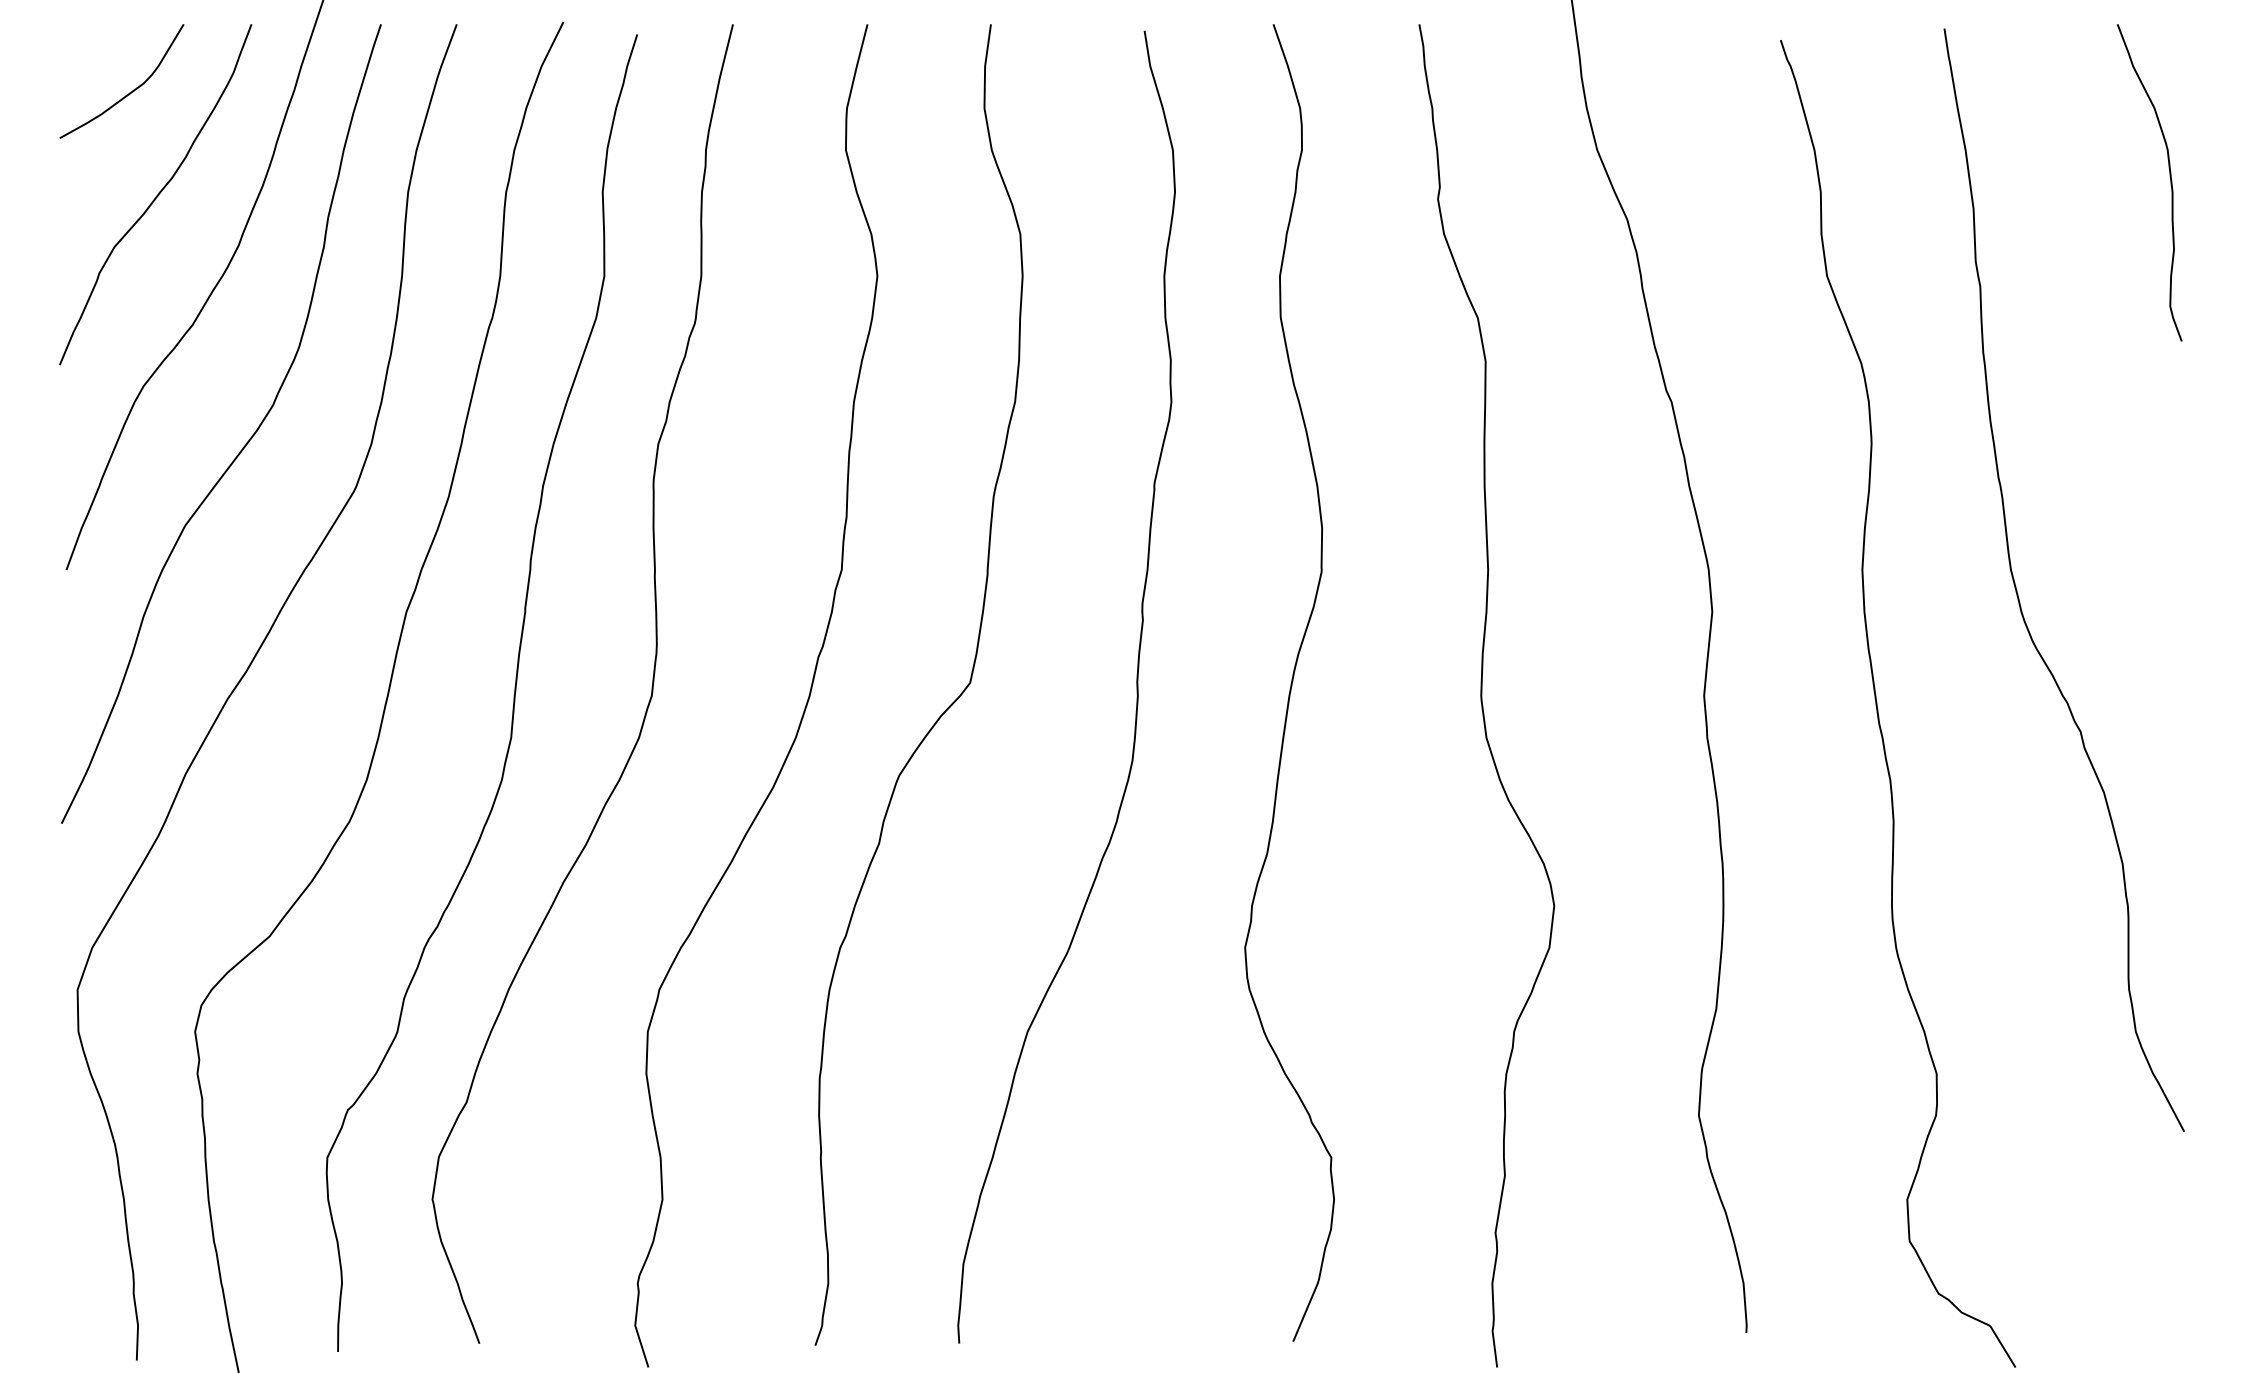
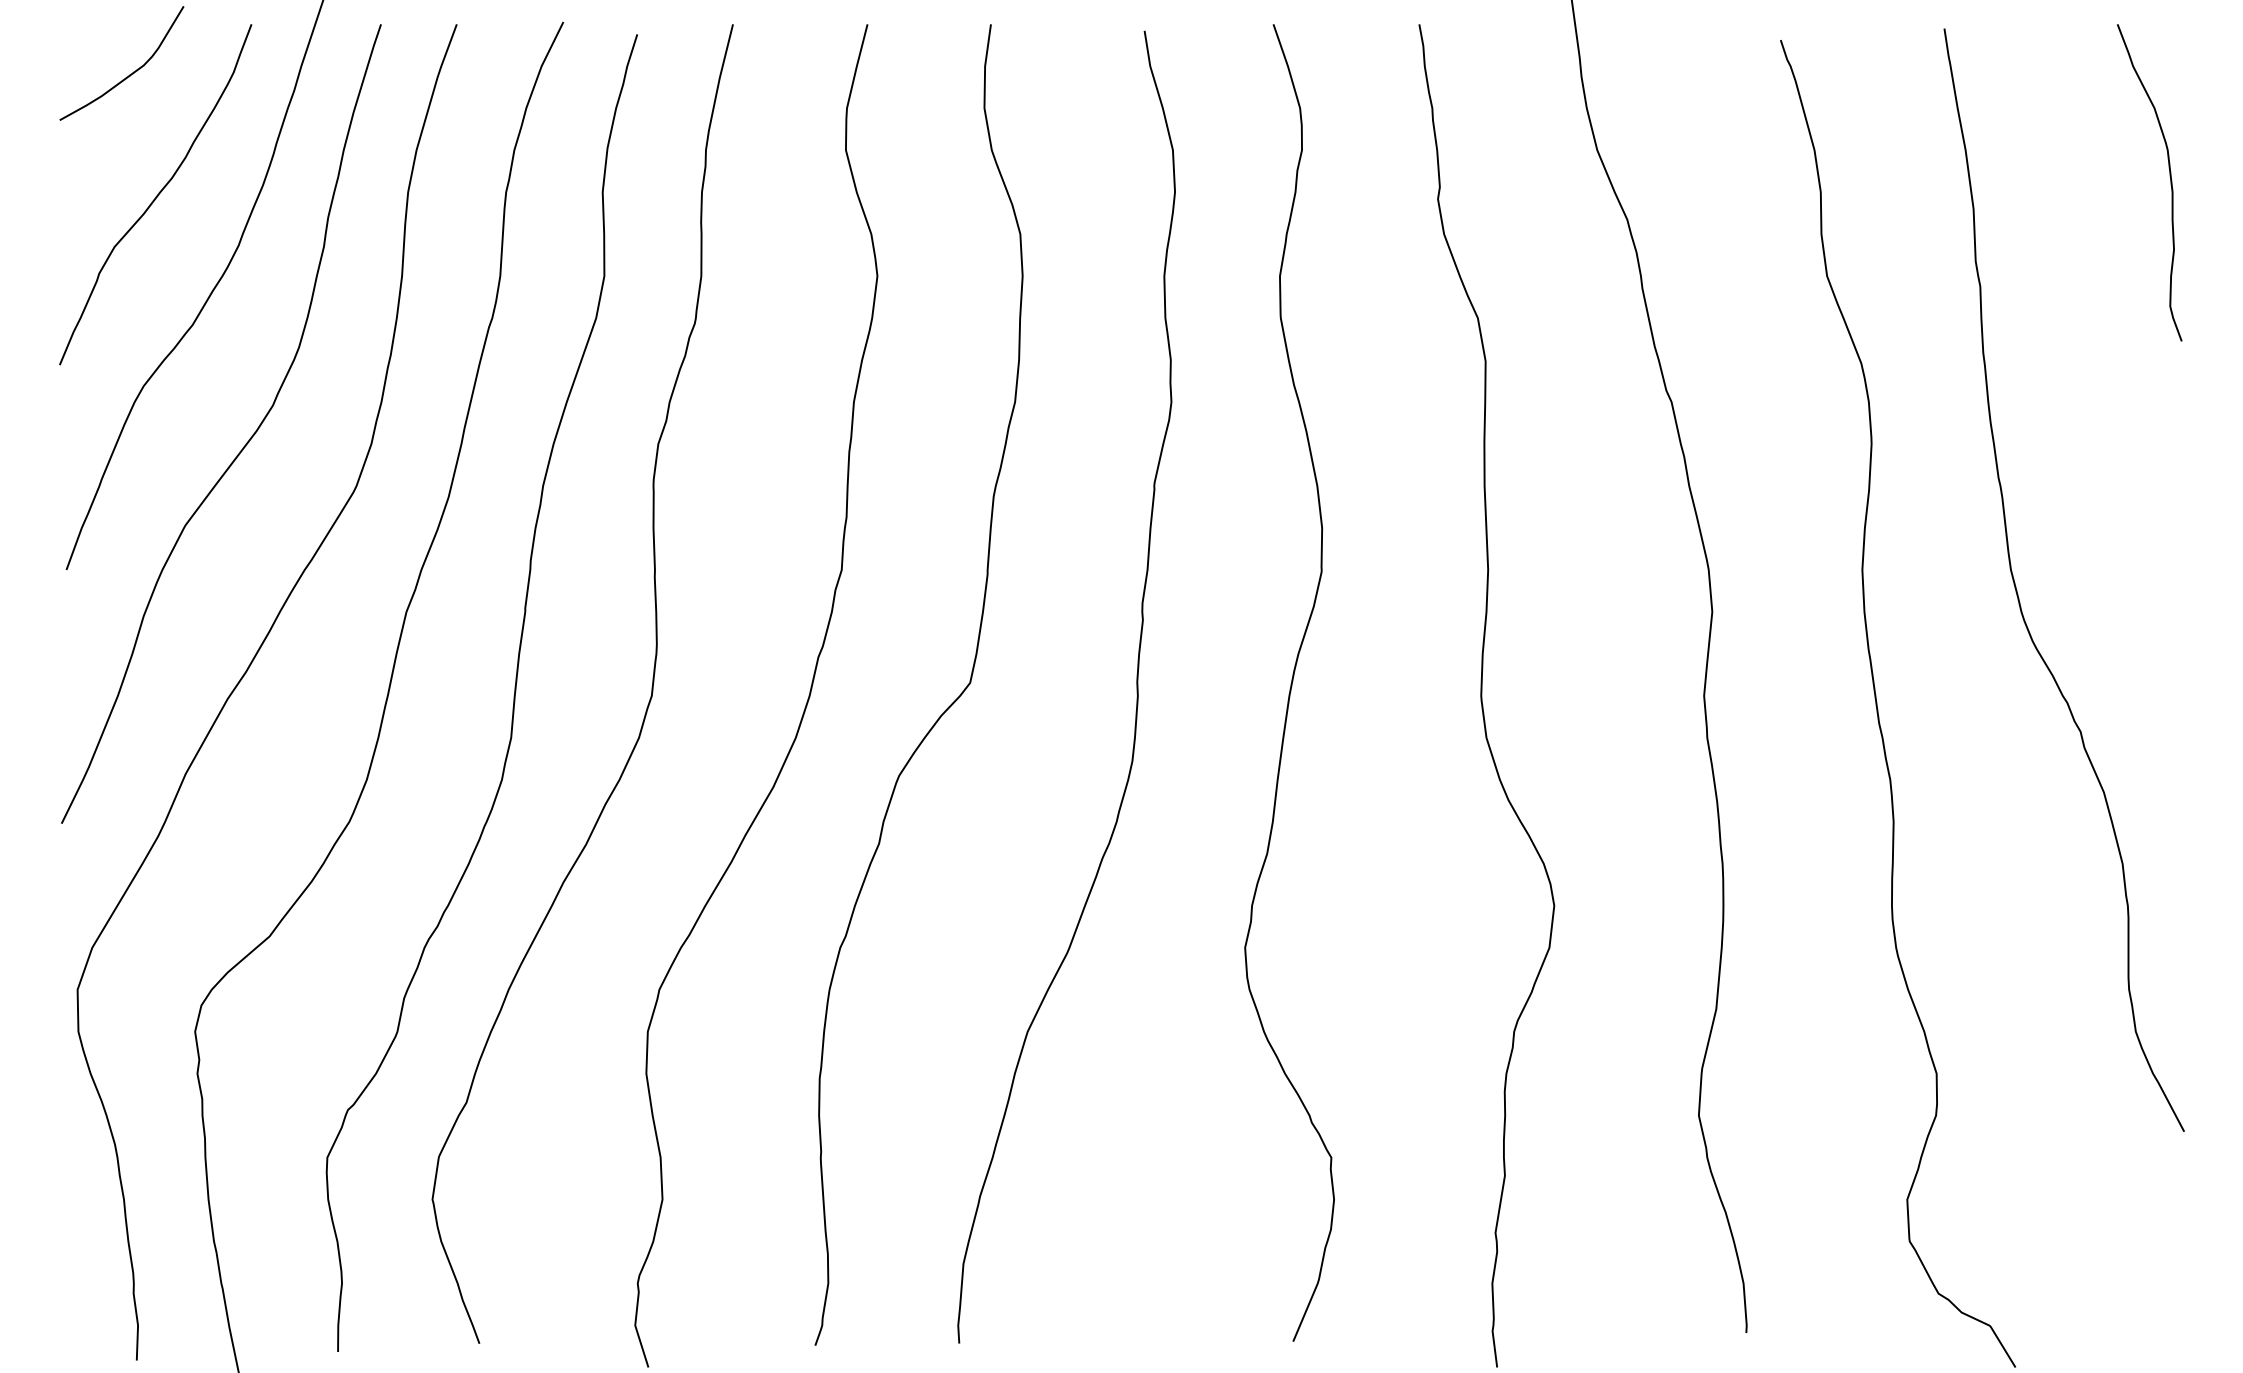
curve position: (129, 92) -> (129, 74) (129, 74)
